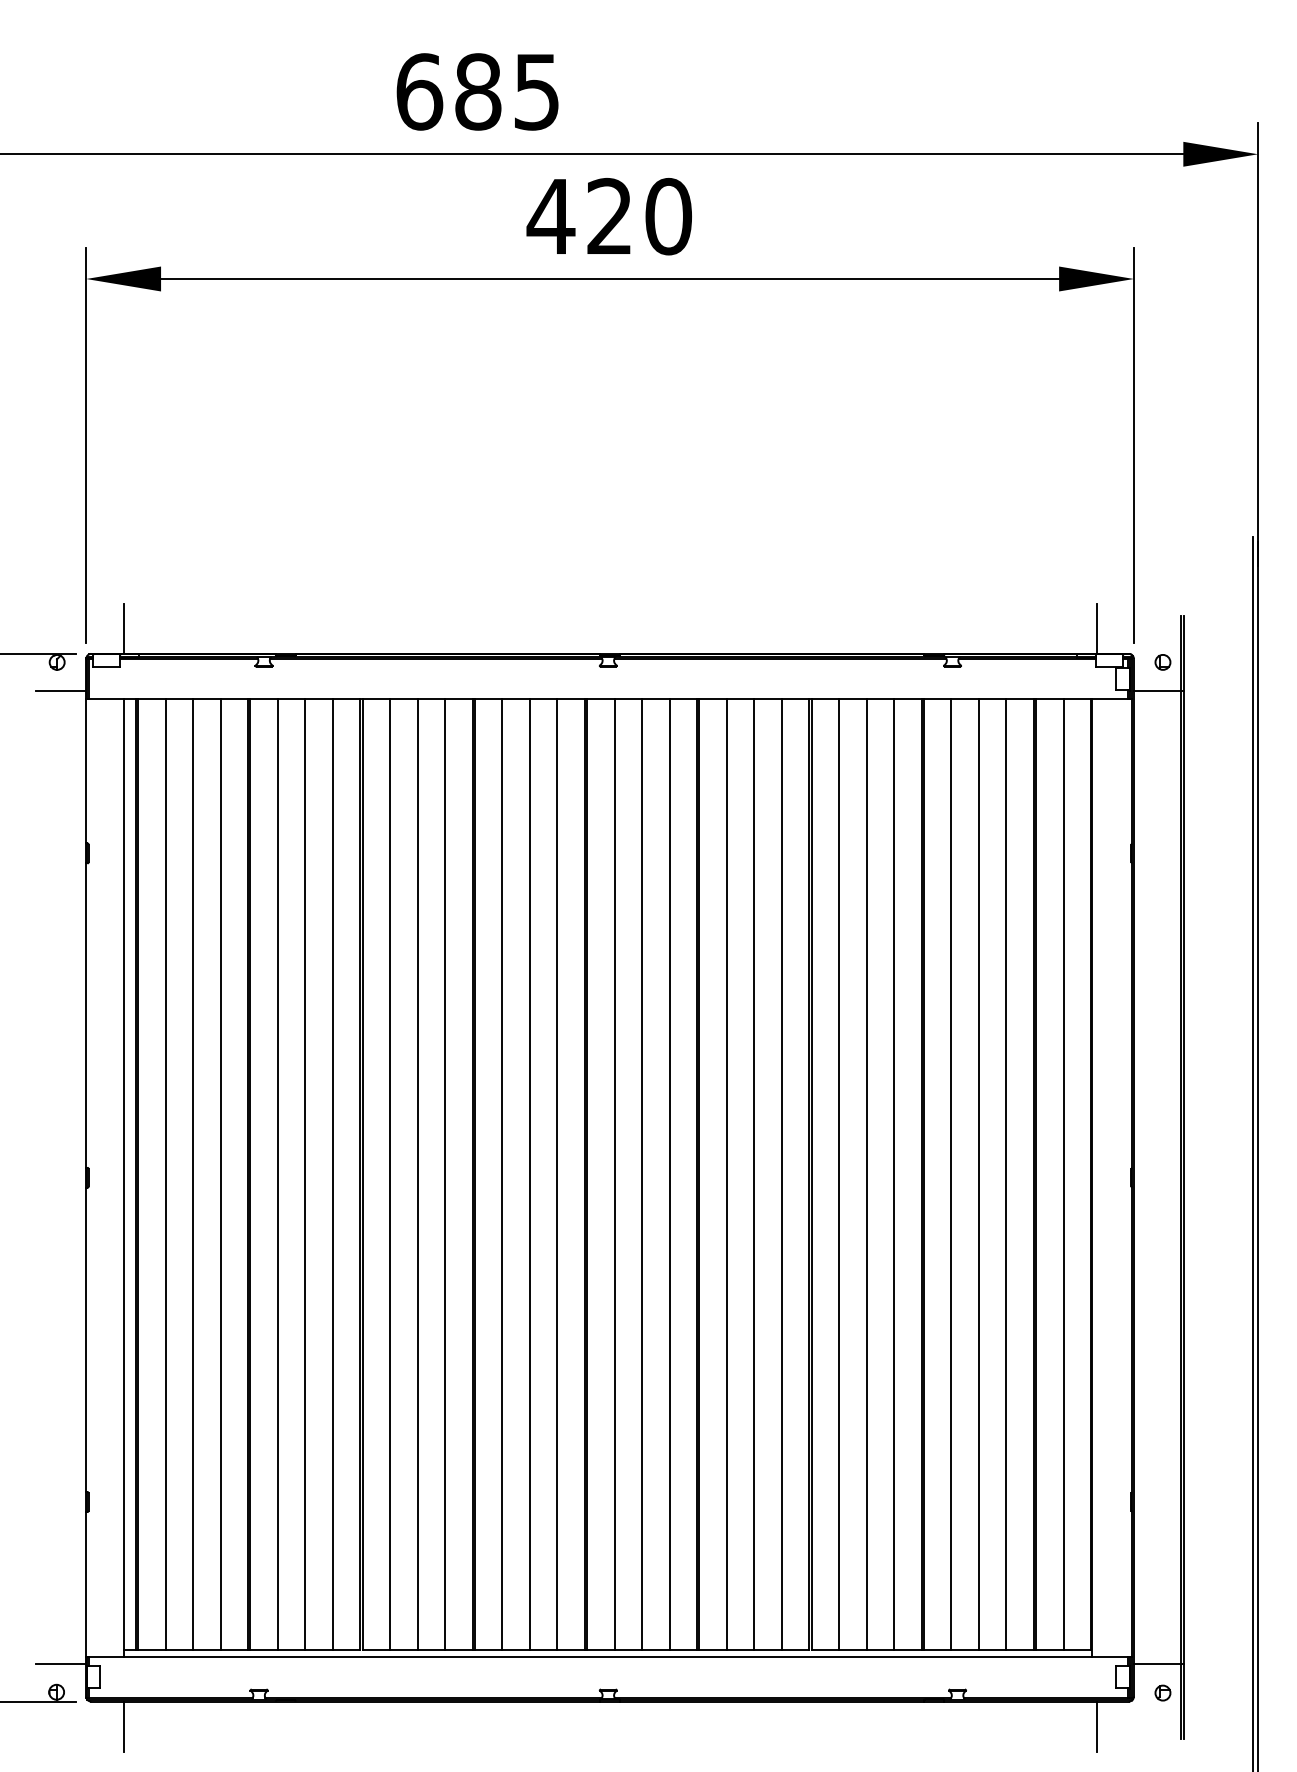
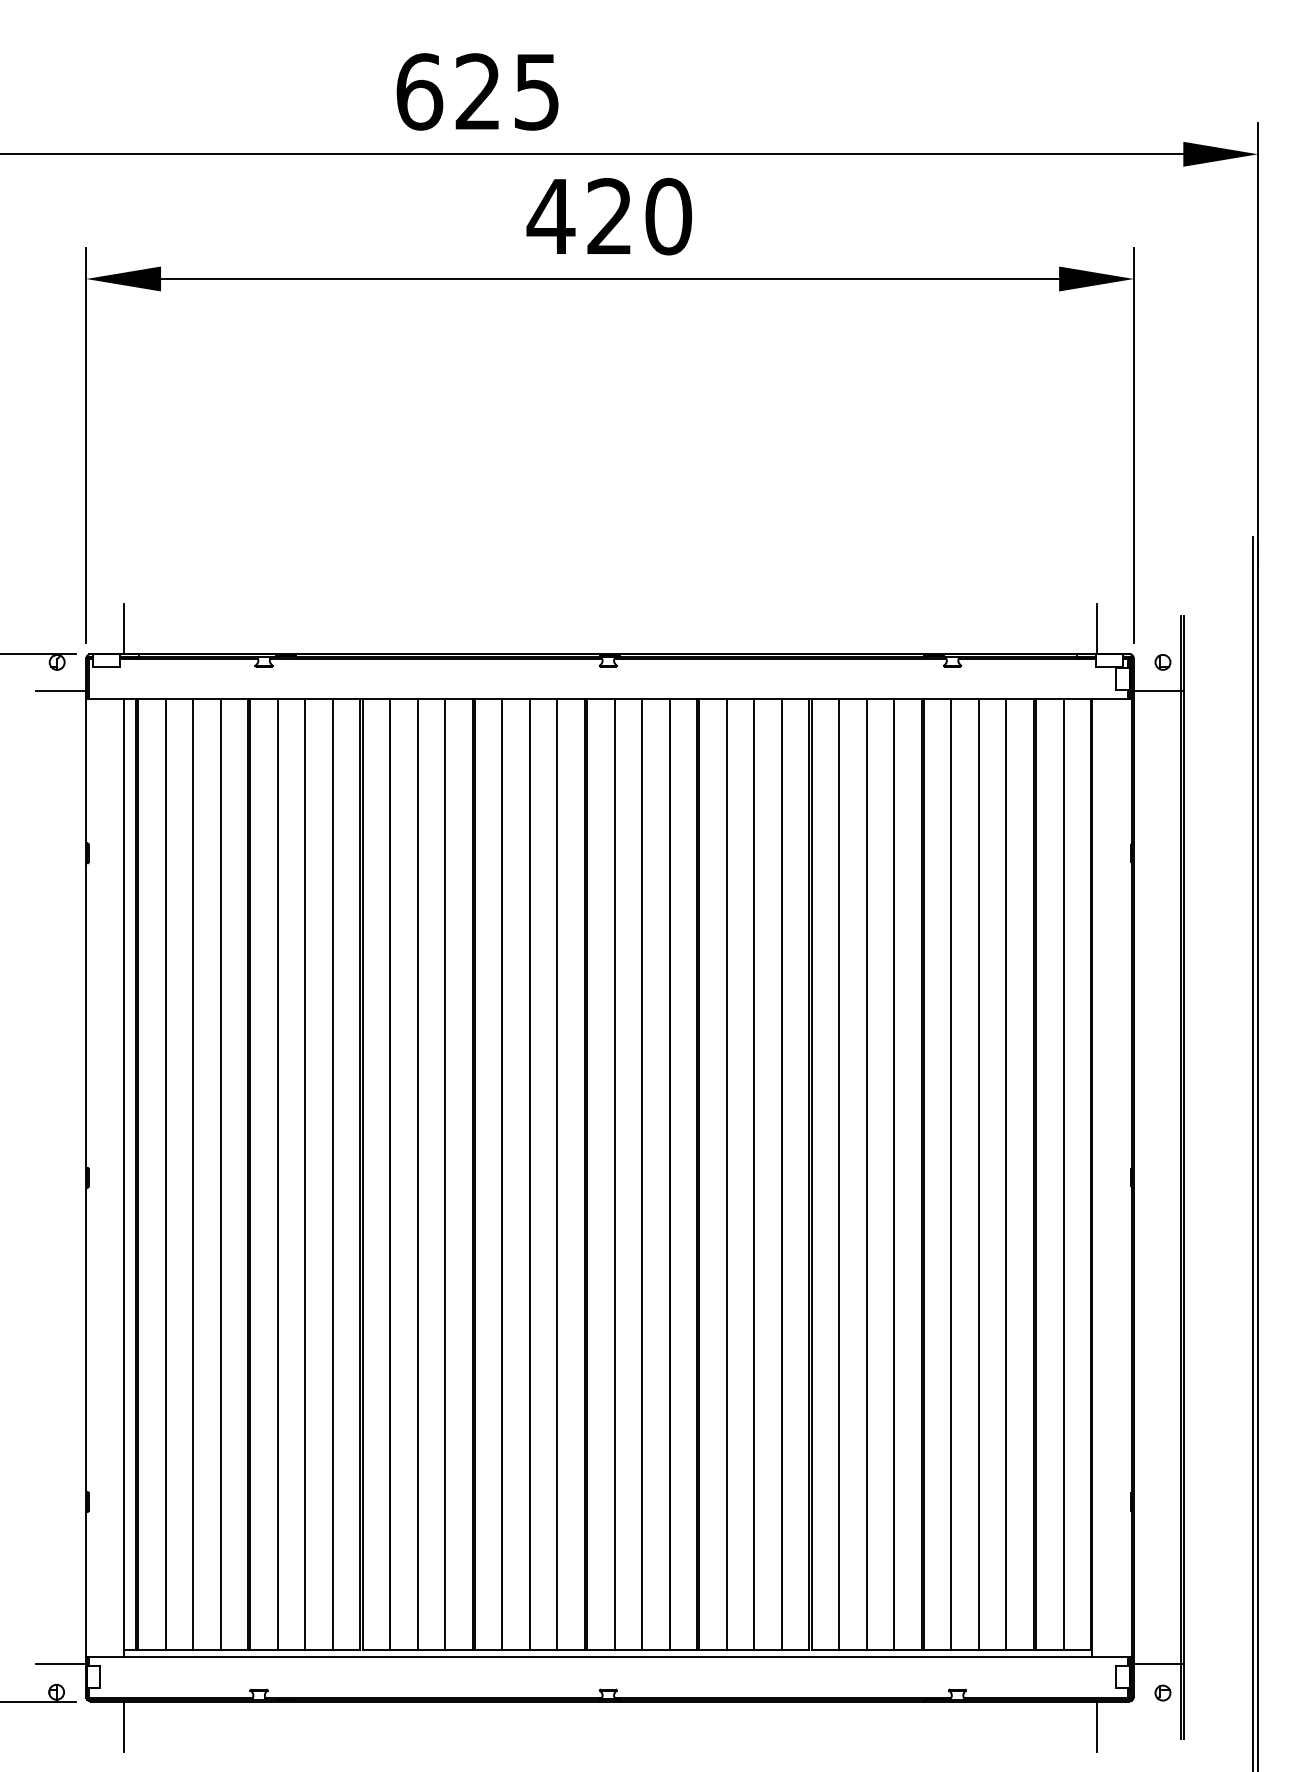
text: 685 -> 625 (478, 91)
